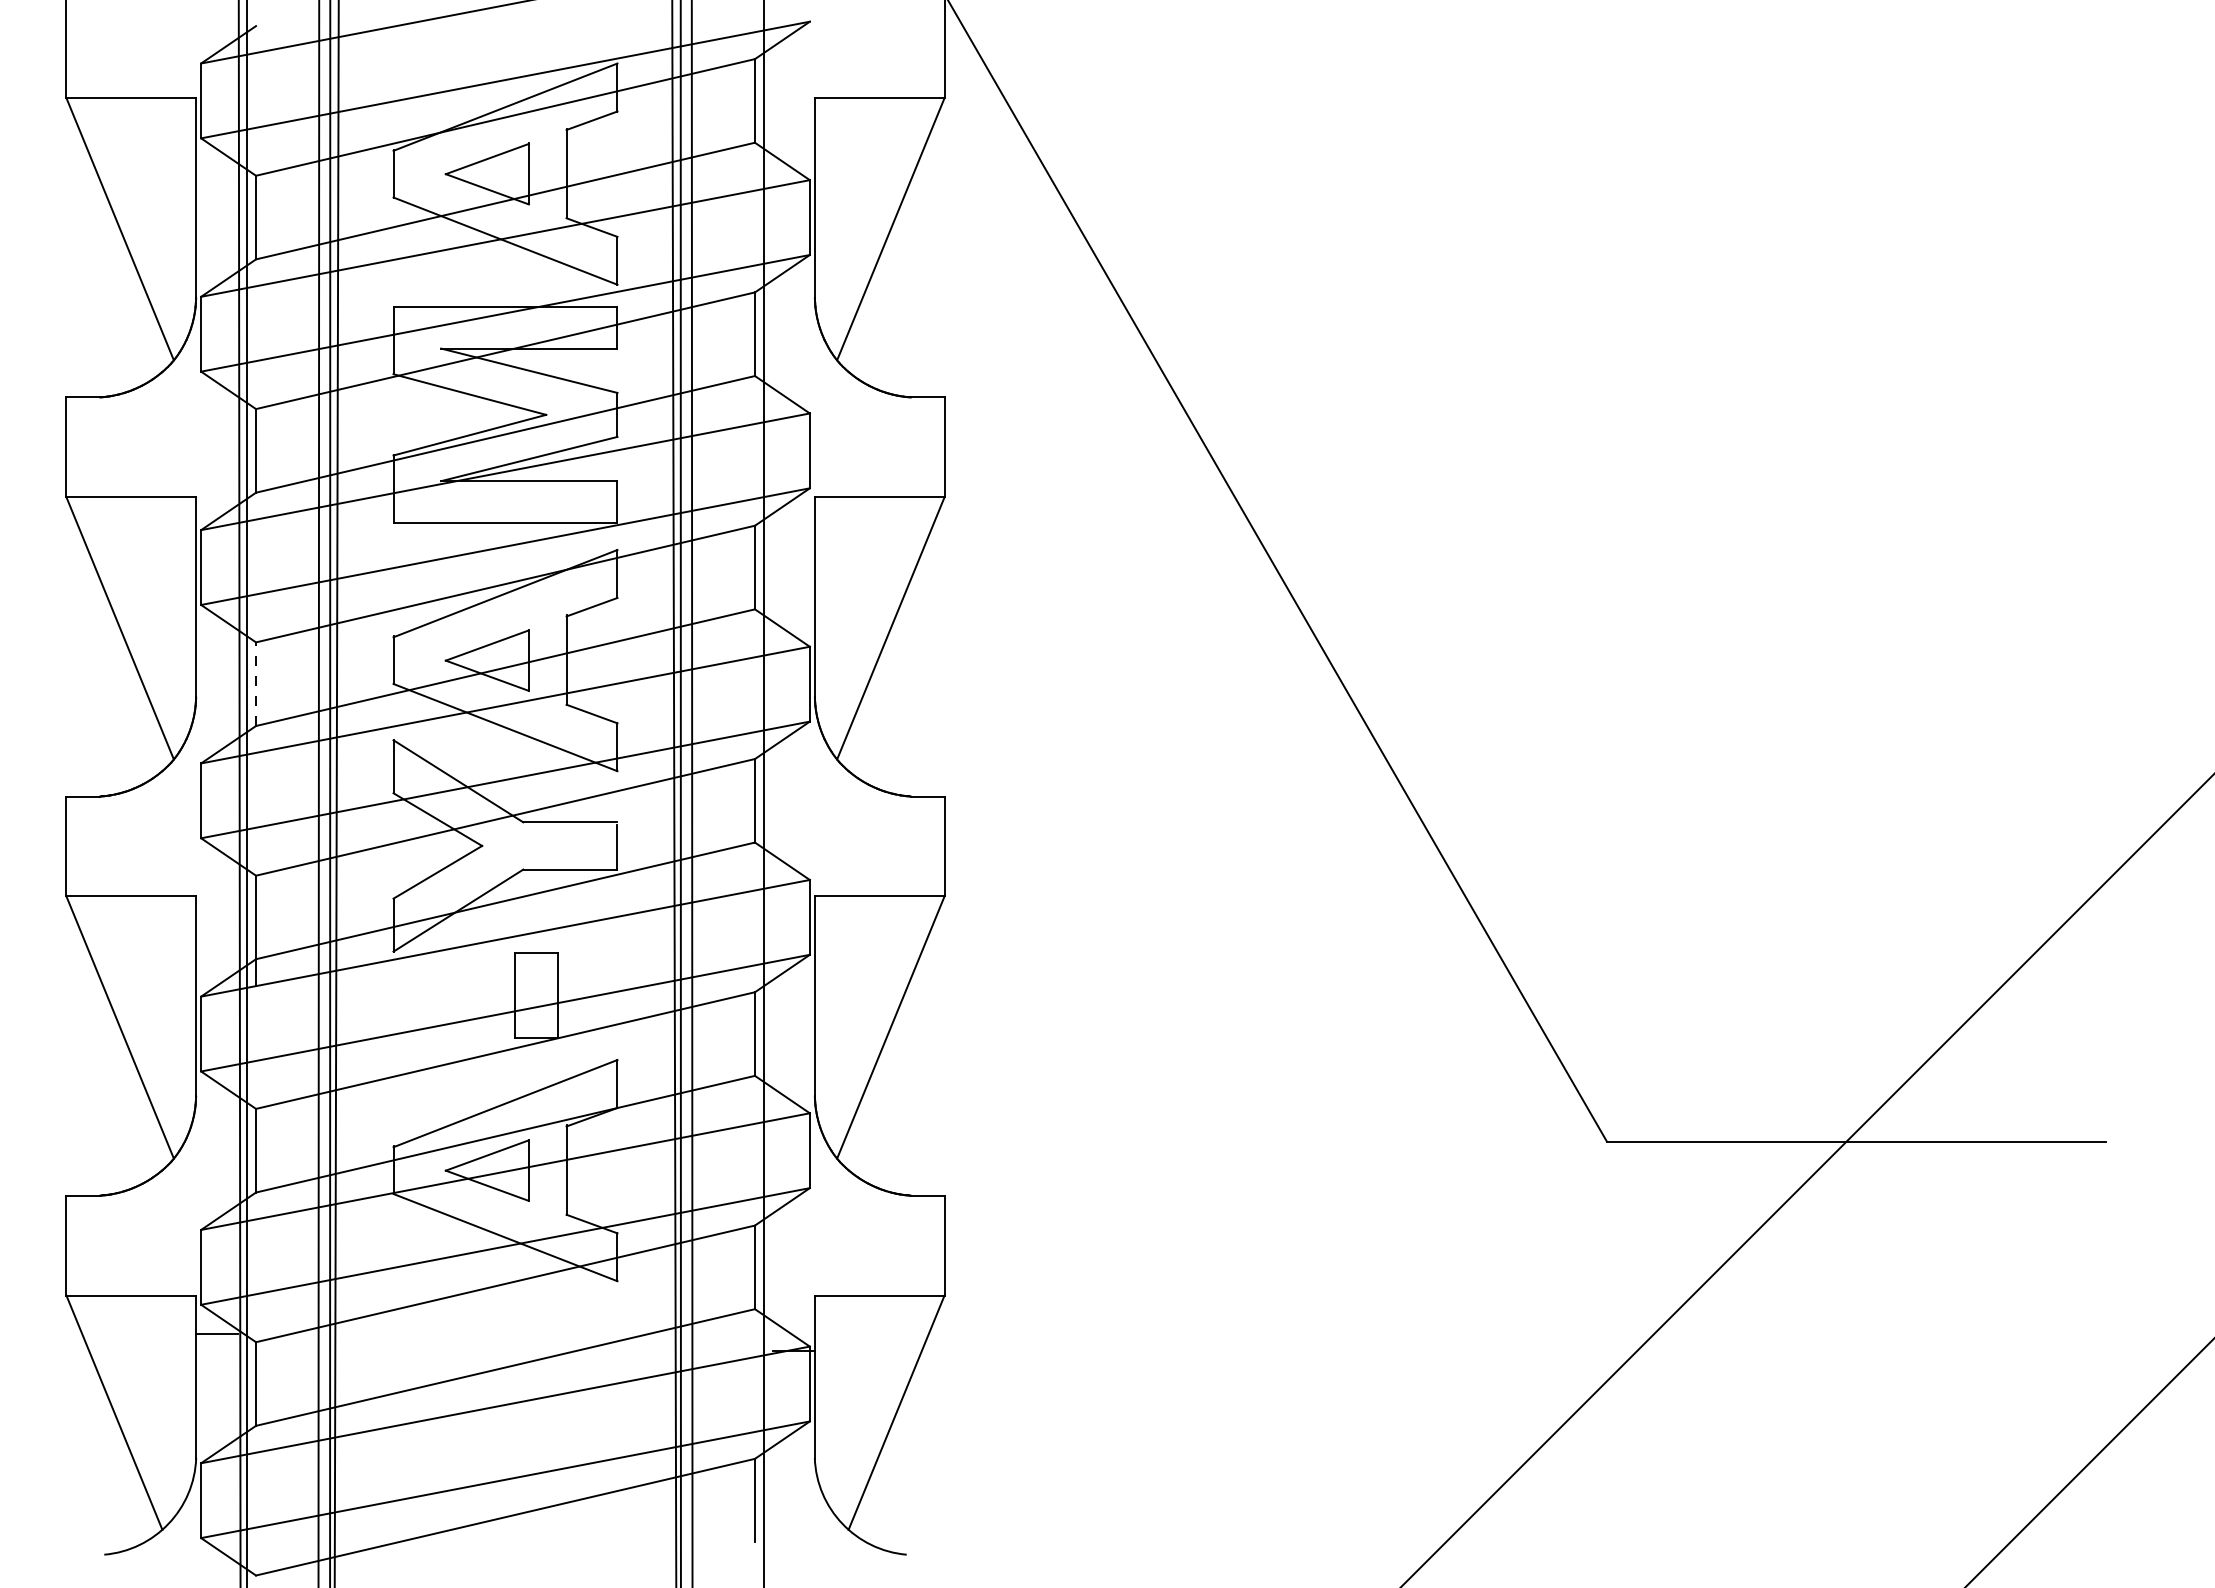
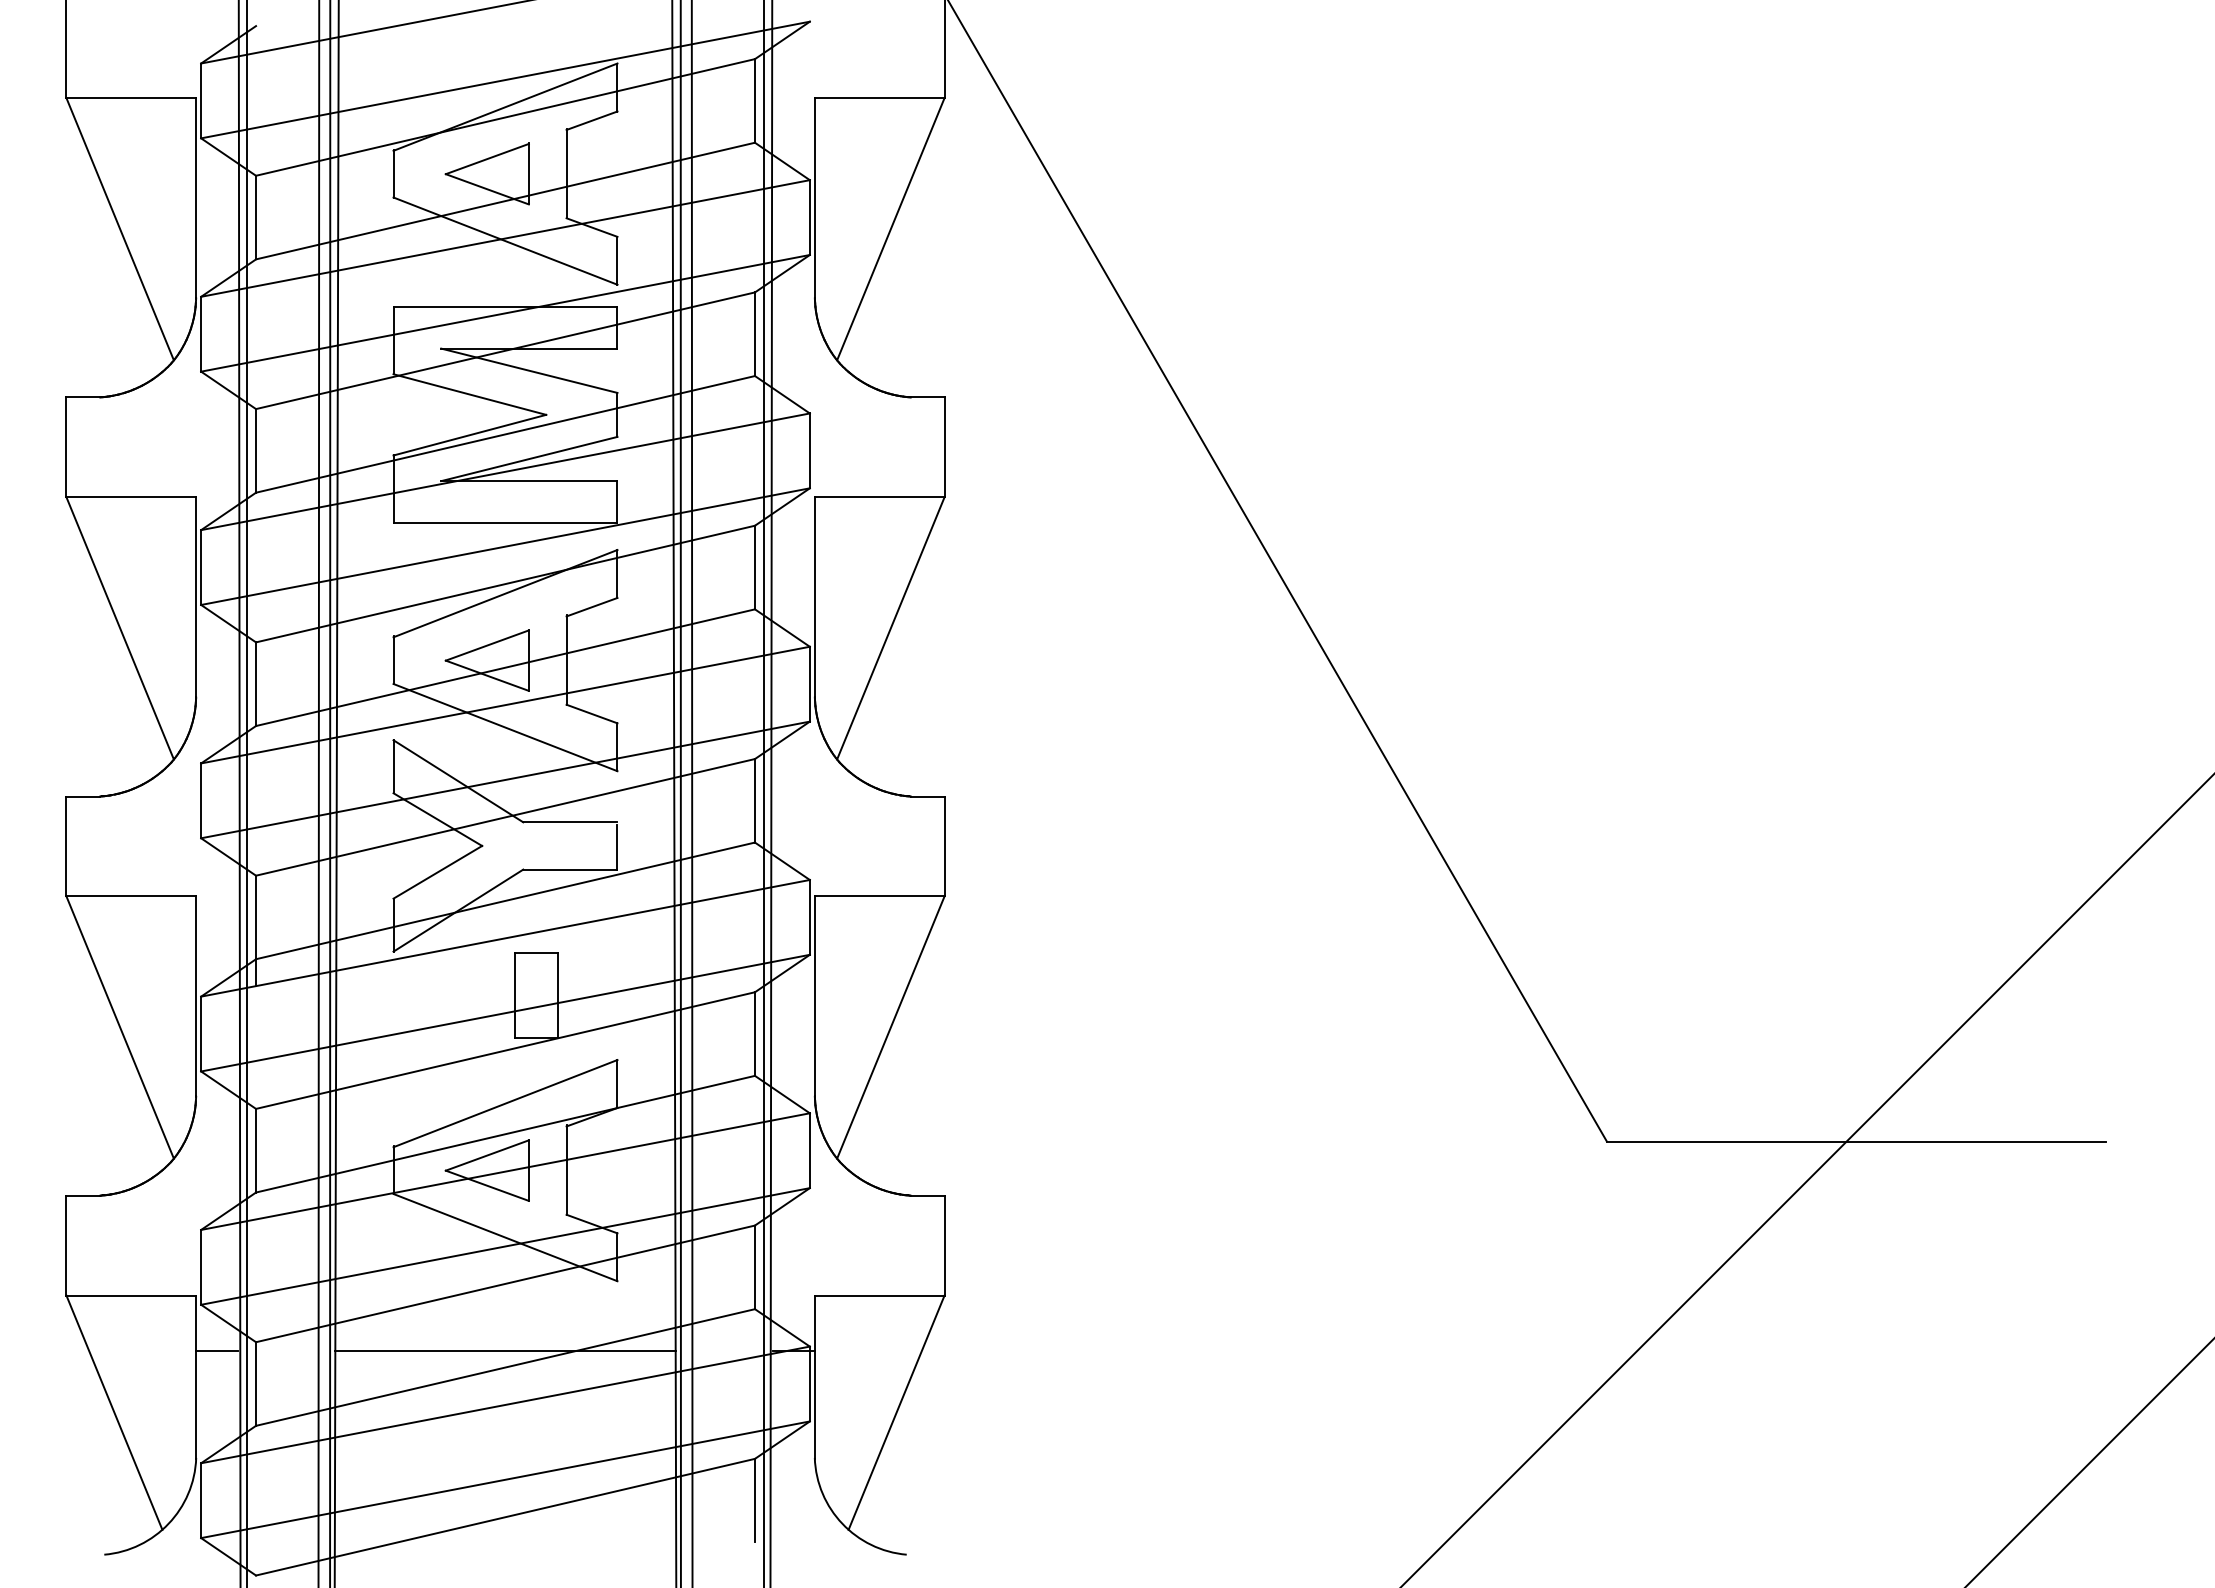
line: dashed -> solid (256, 684)
line: none -> present (771, 793)
line position: (216, 1333) -> (216, 1350) (216, 1350)
line: none -> present (505, 1350)
